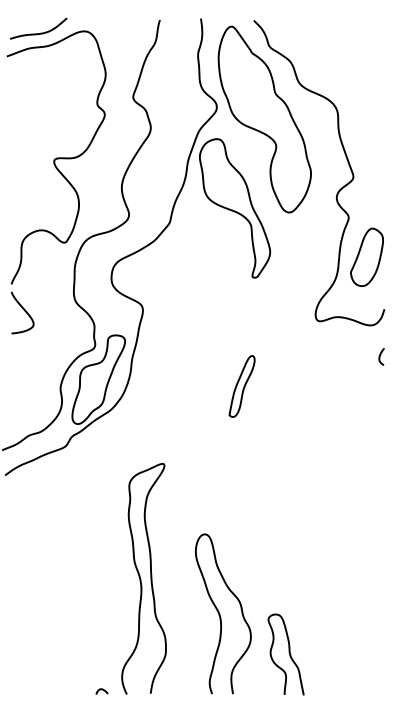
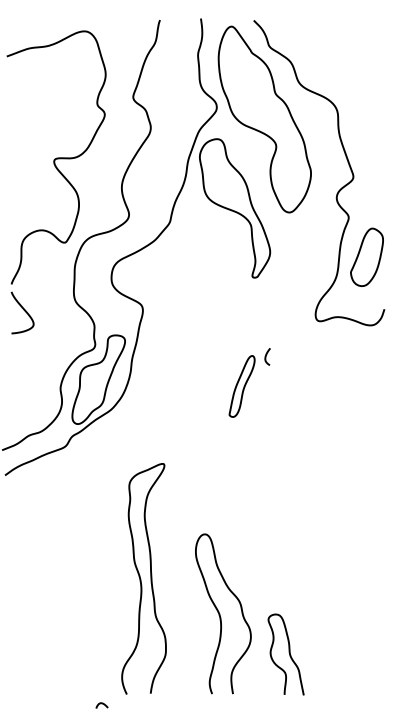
curve: present -> none (40, 32)
curve position: (380, 356) -> (266, 356) (266, 356)
curve position: (101, 690) -> (101, 704) (101, 704)
